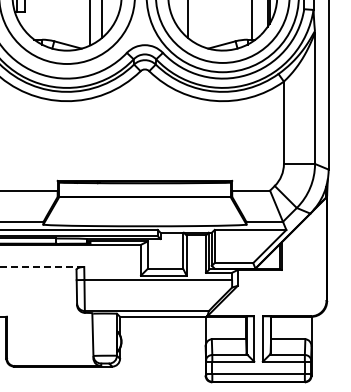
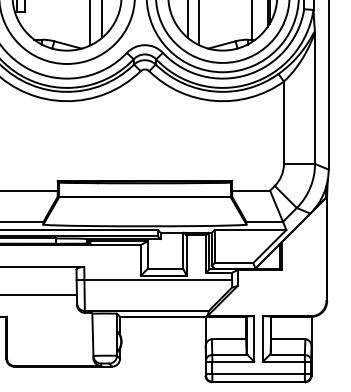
line: none -> present (199, 23)
line: dashed -> solid (42, 267)
line: none -> present (39, 295)
